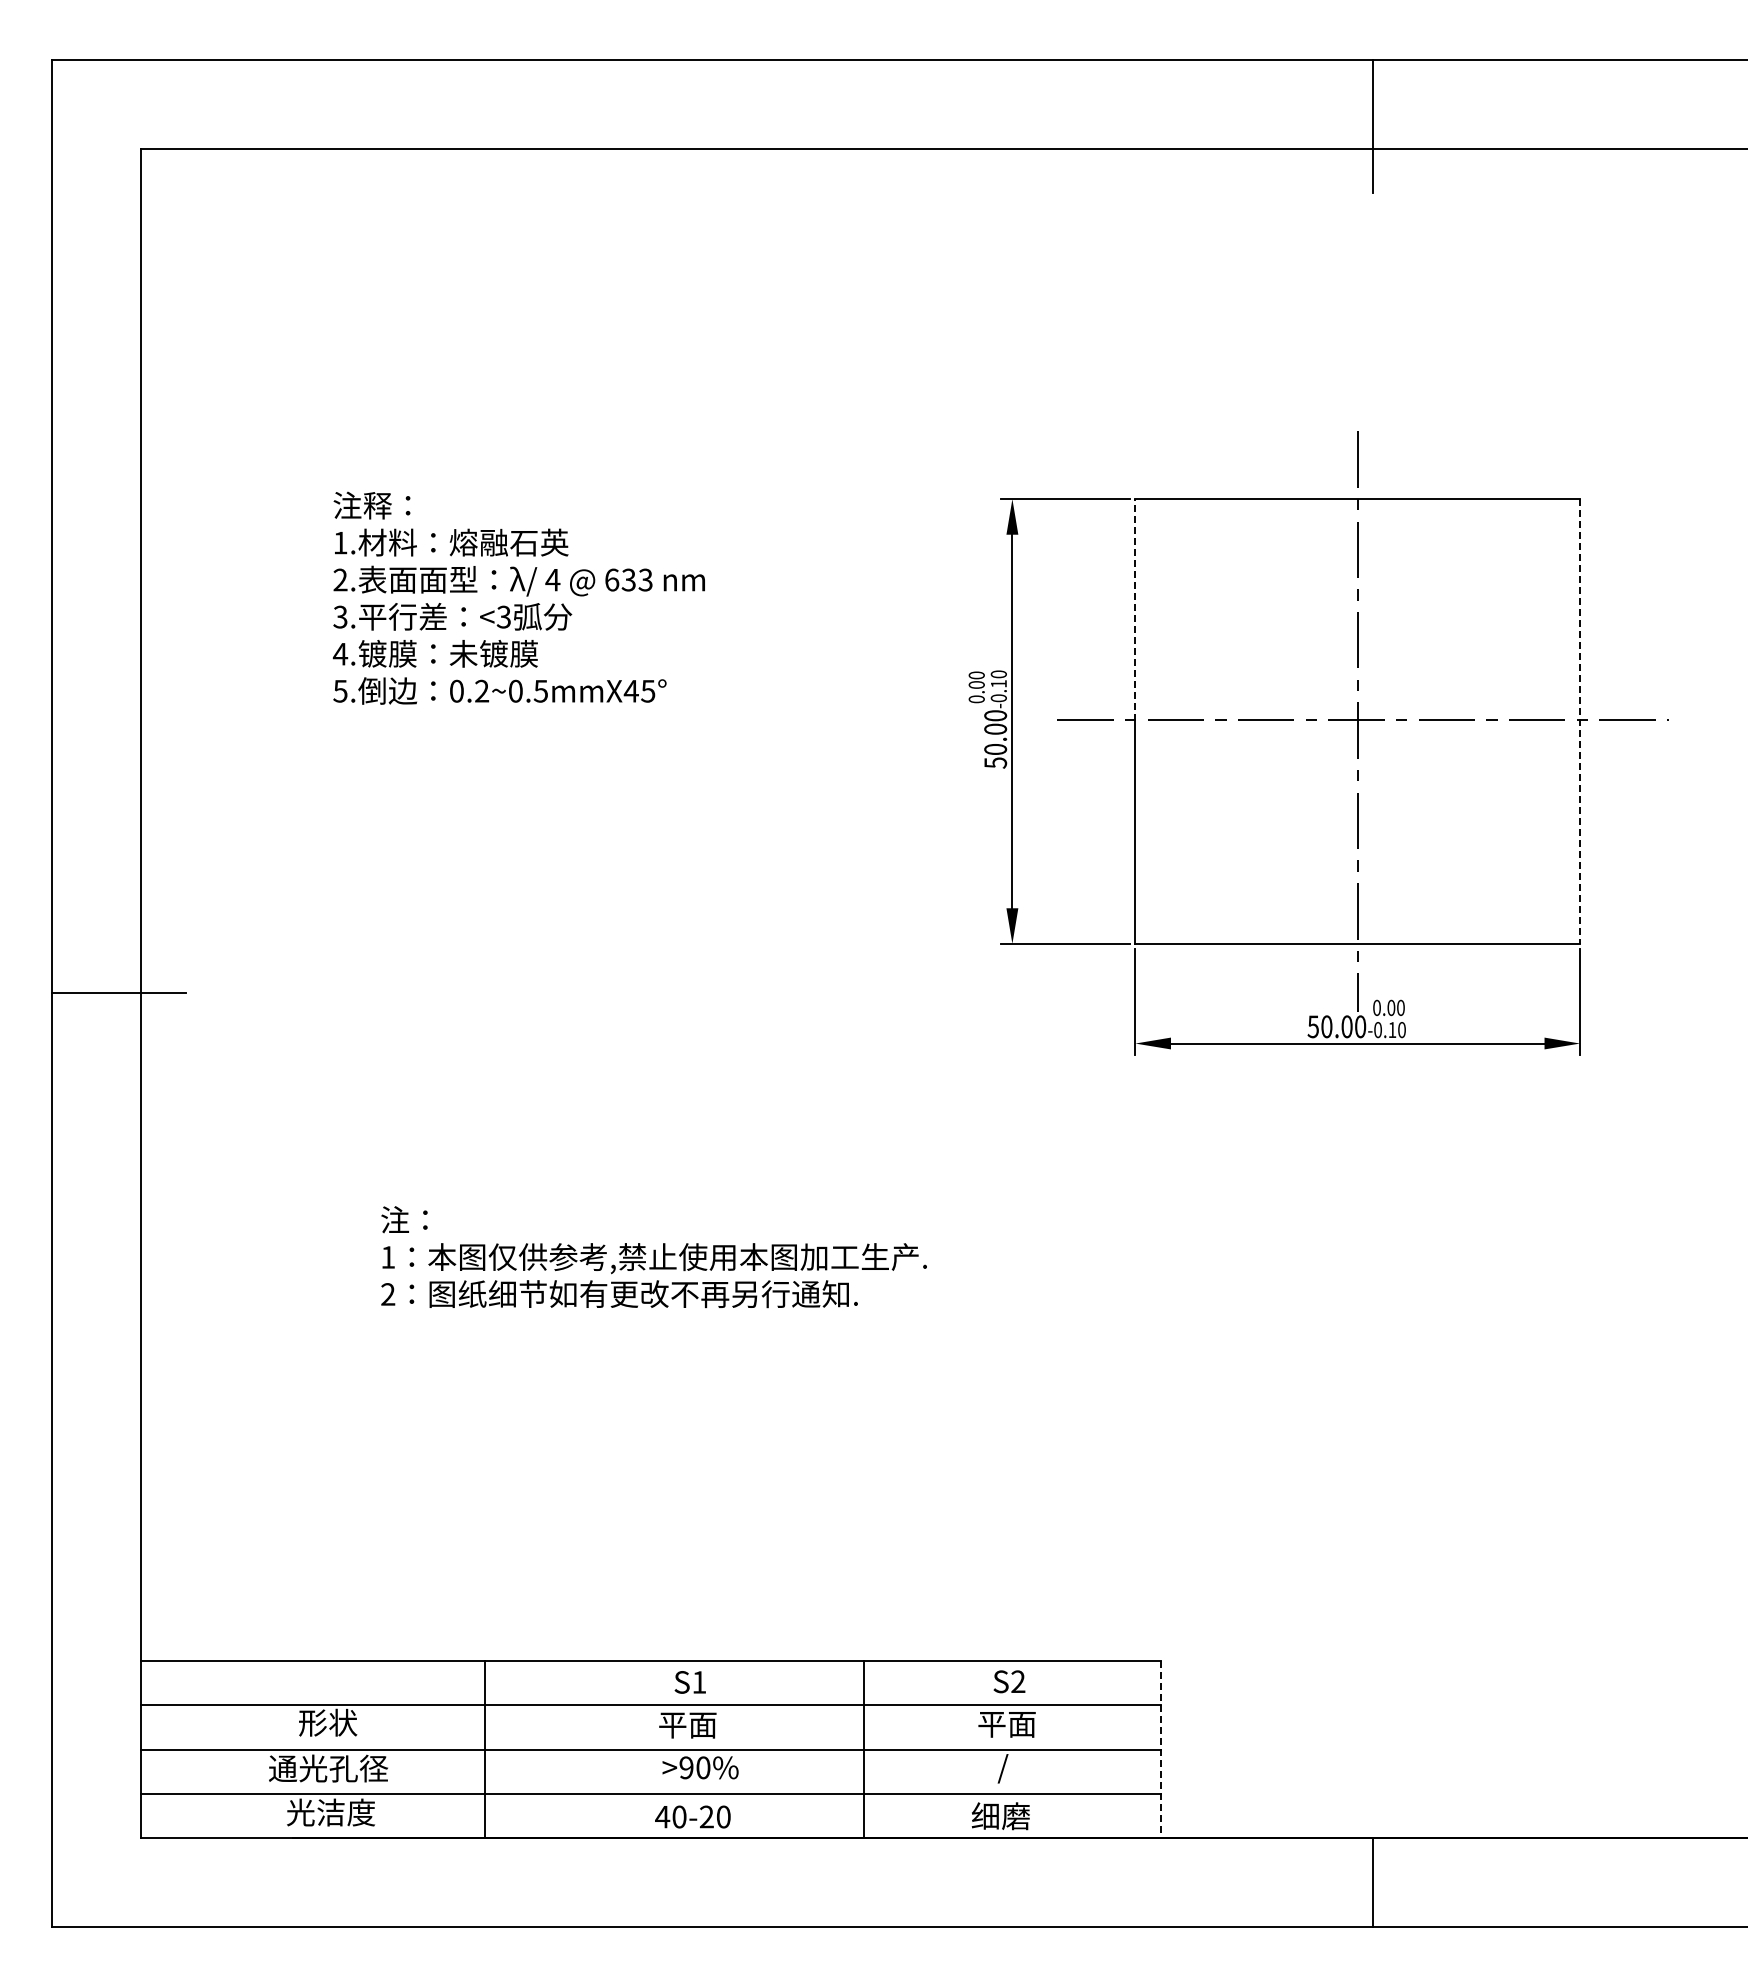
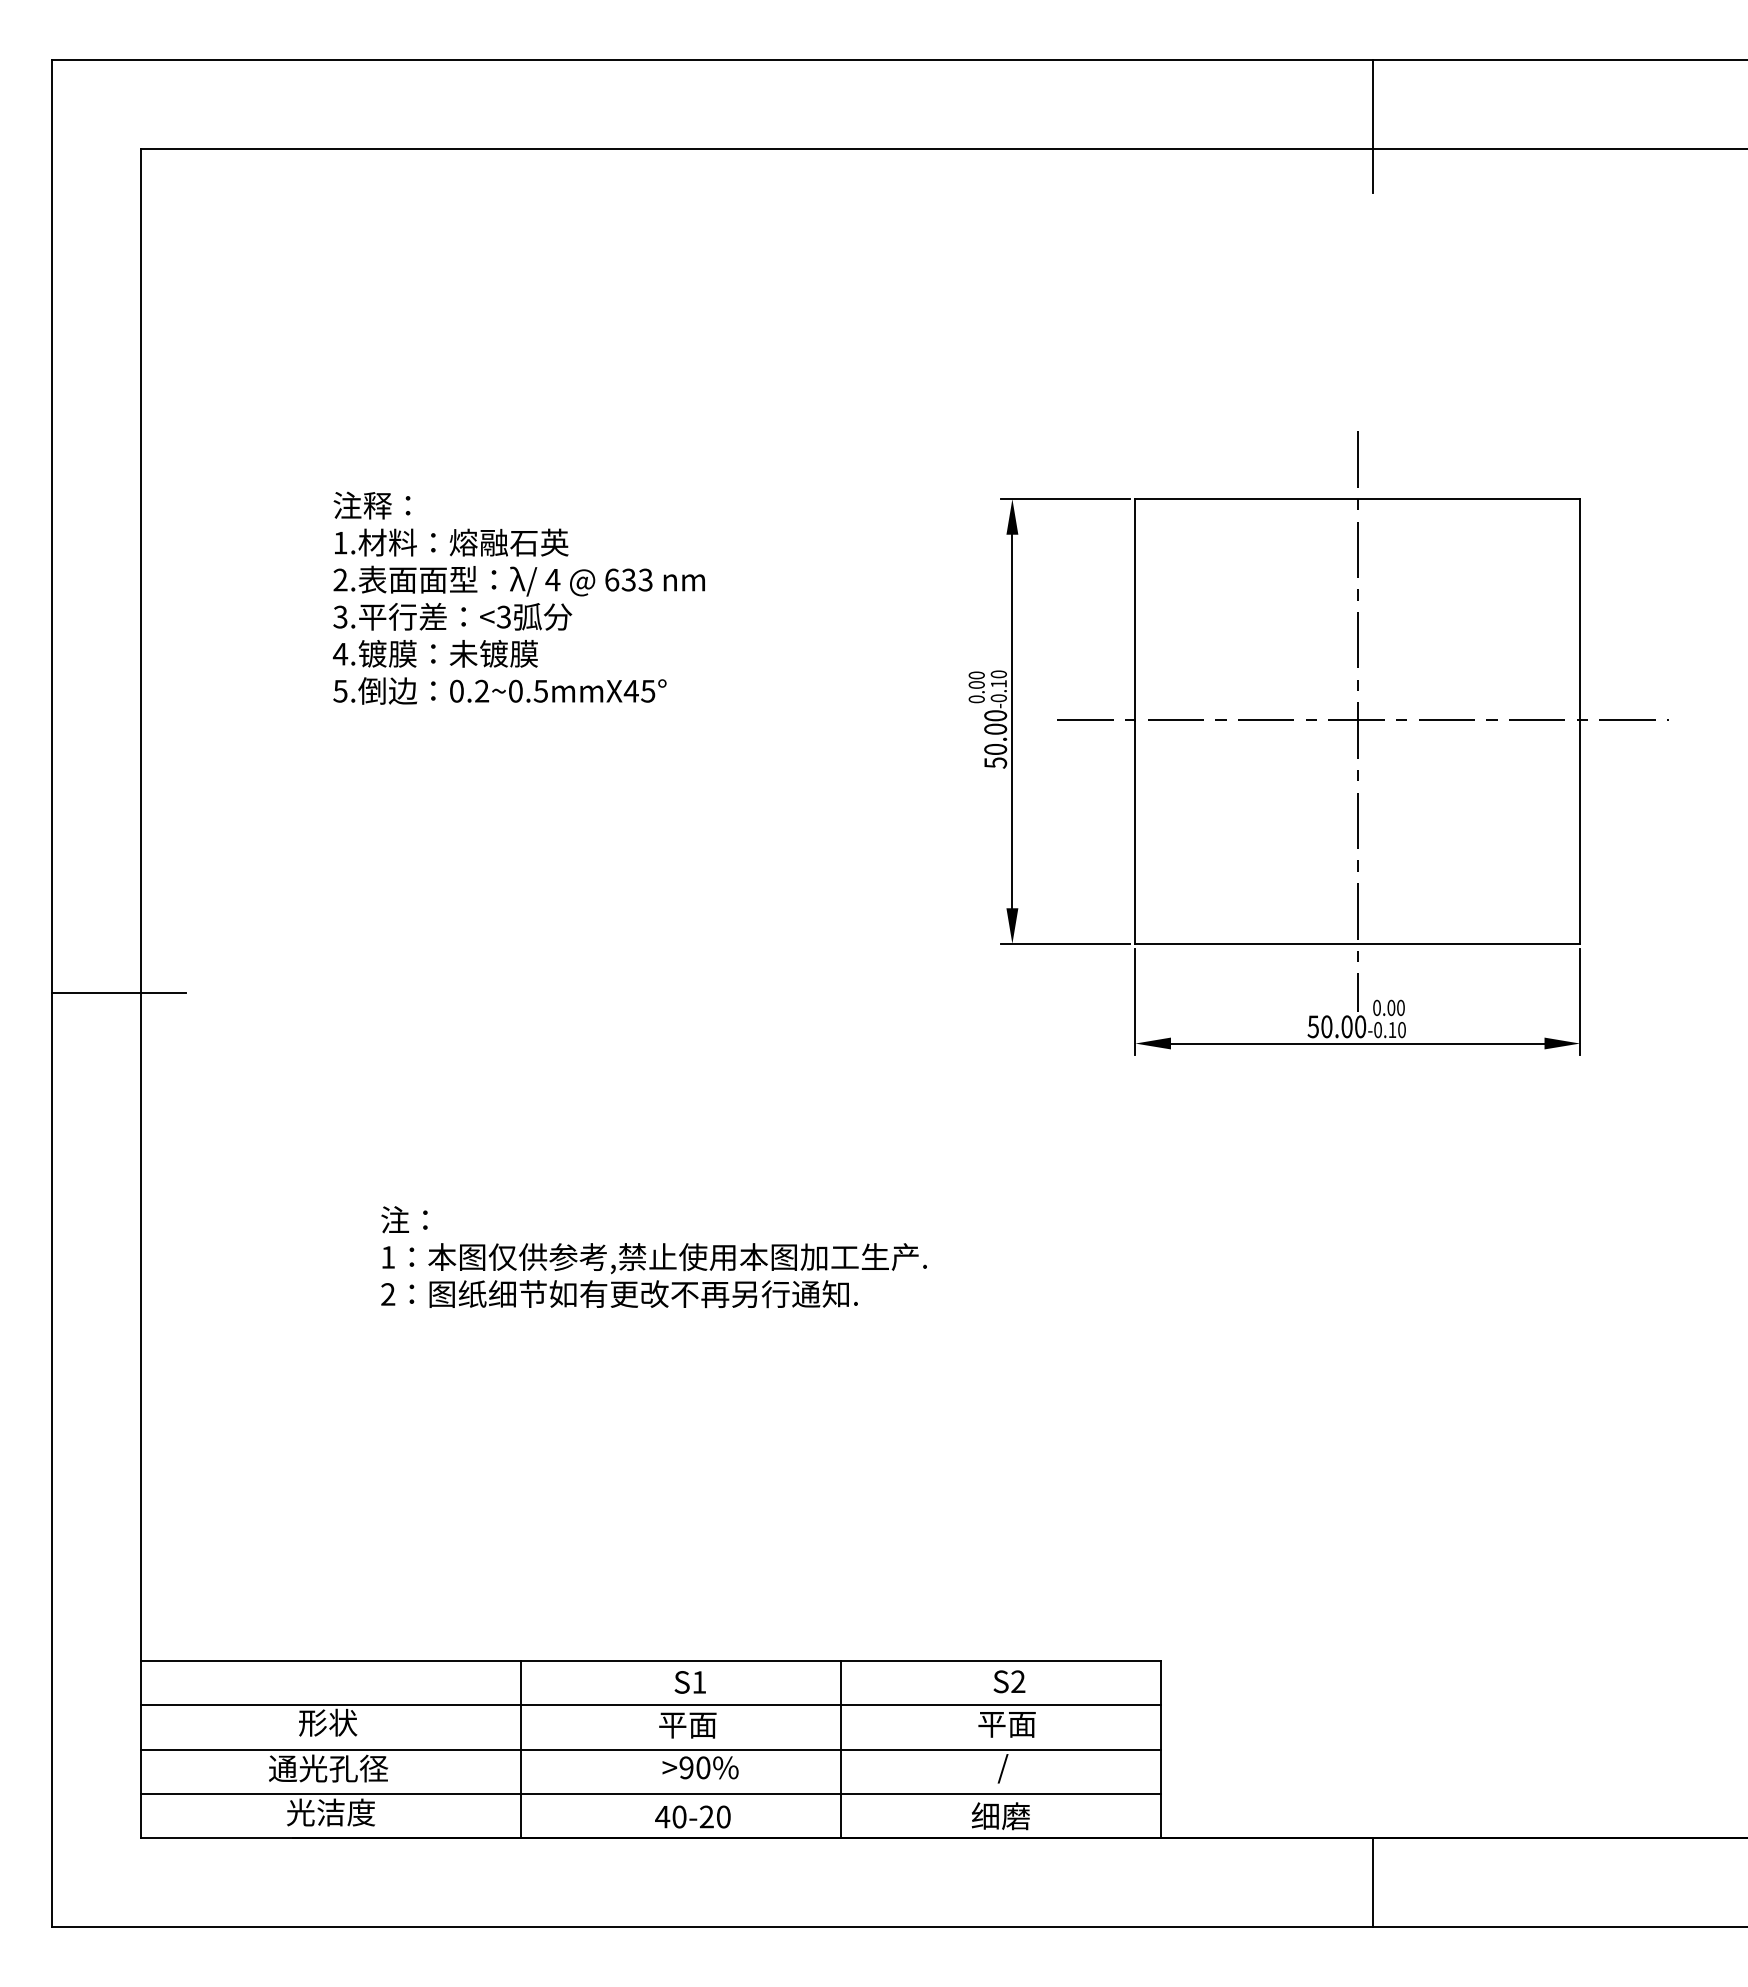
line: dashed -> solid (1135, 609)
line: dashed -> solid (1580, 721)
line position: (484, 1749) -> (520, 1749) (520, 1749)
line position: (863, 1749) -> (840, 1749) (840, 1749)
line: dashed -> solid (1161, 1749)
